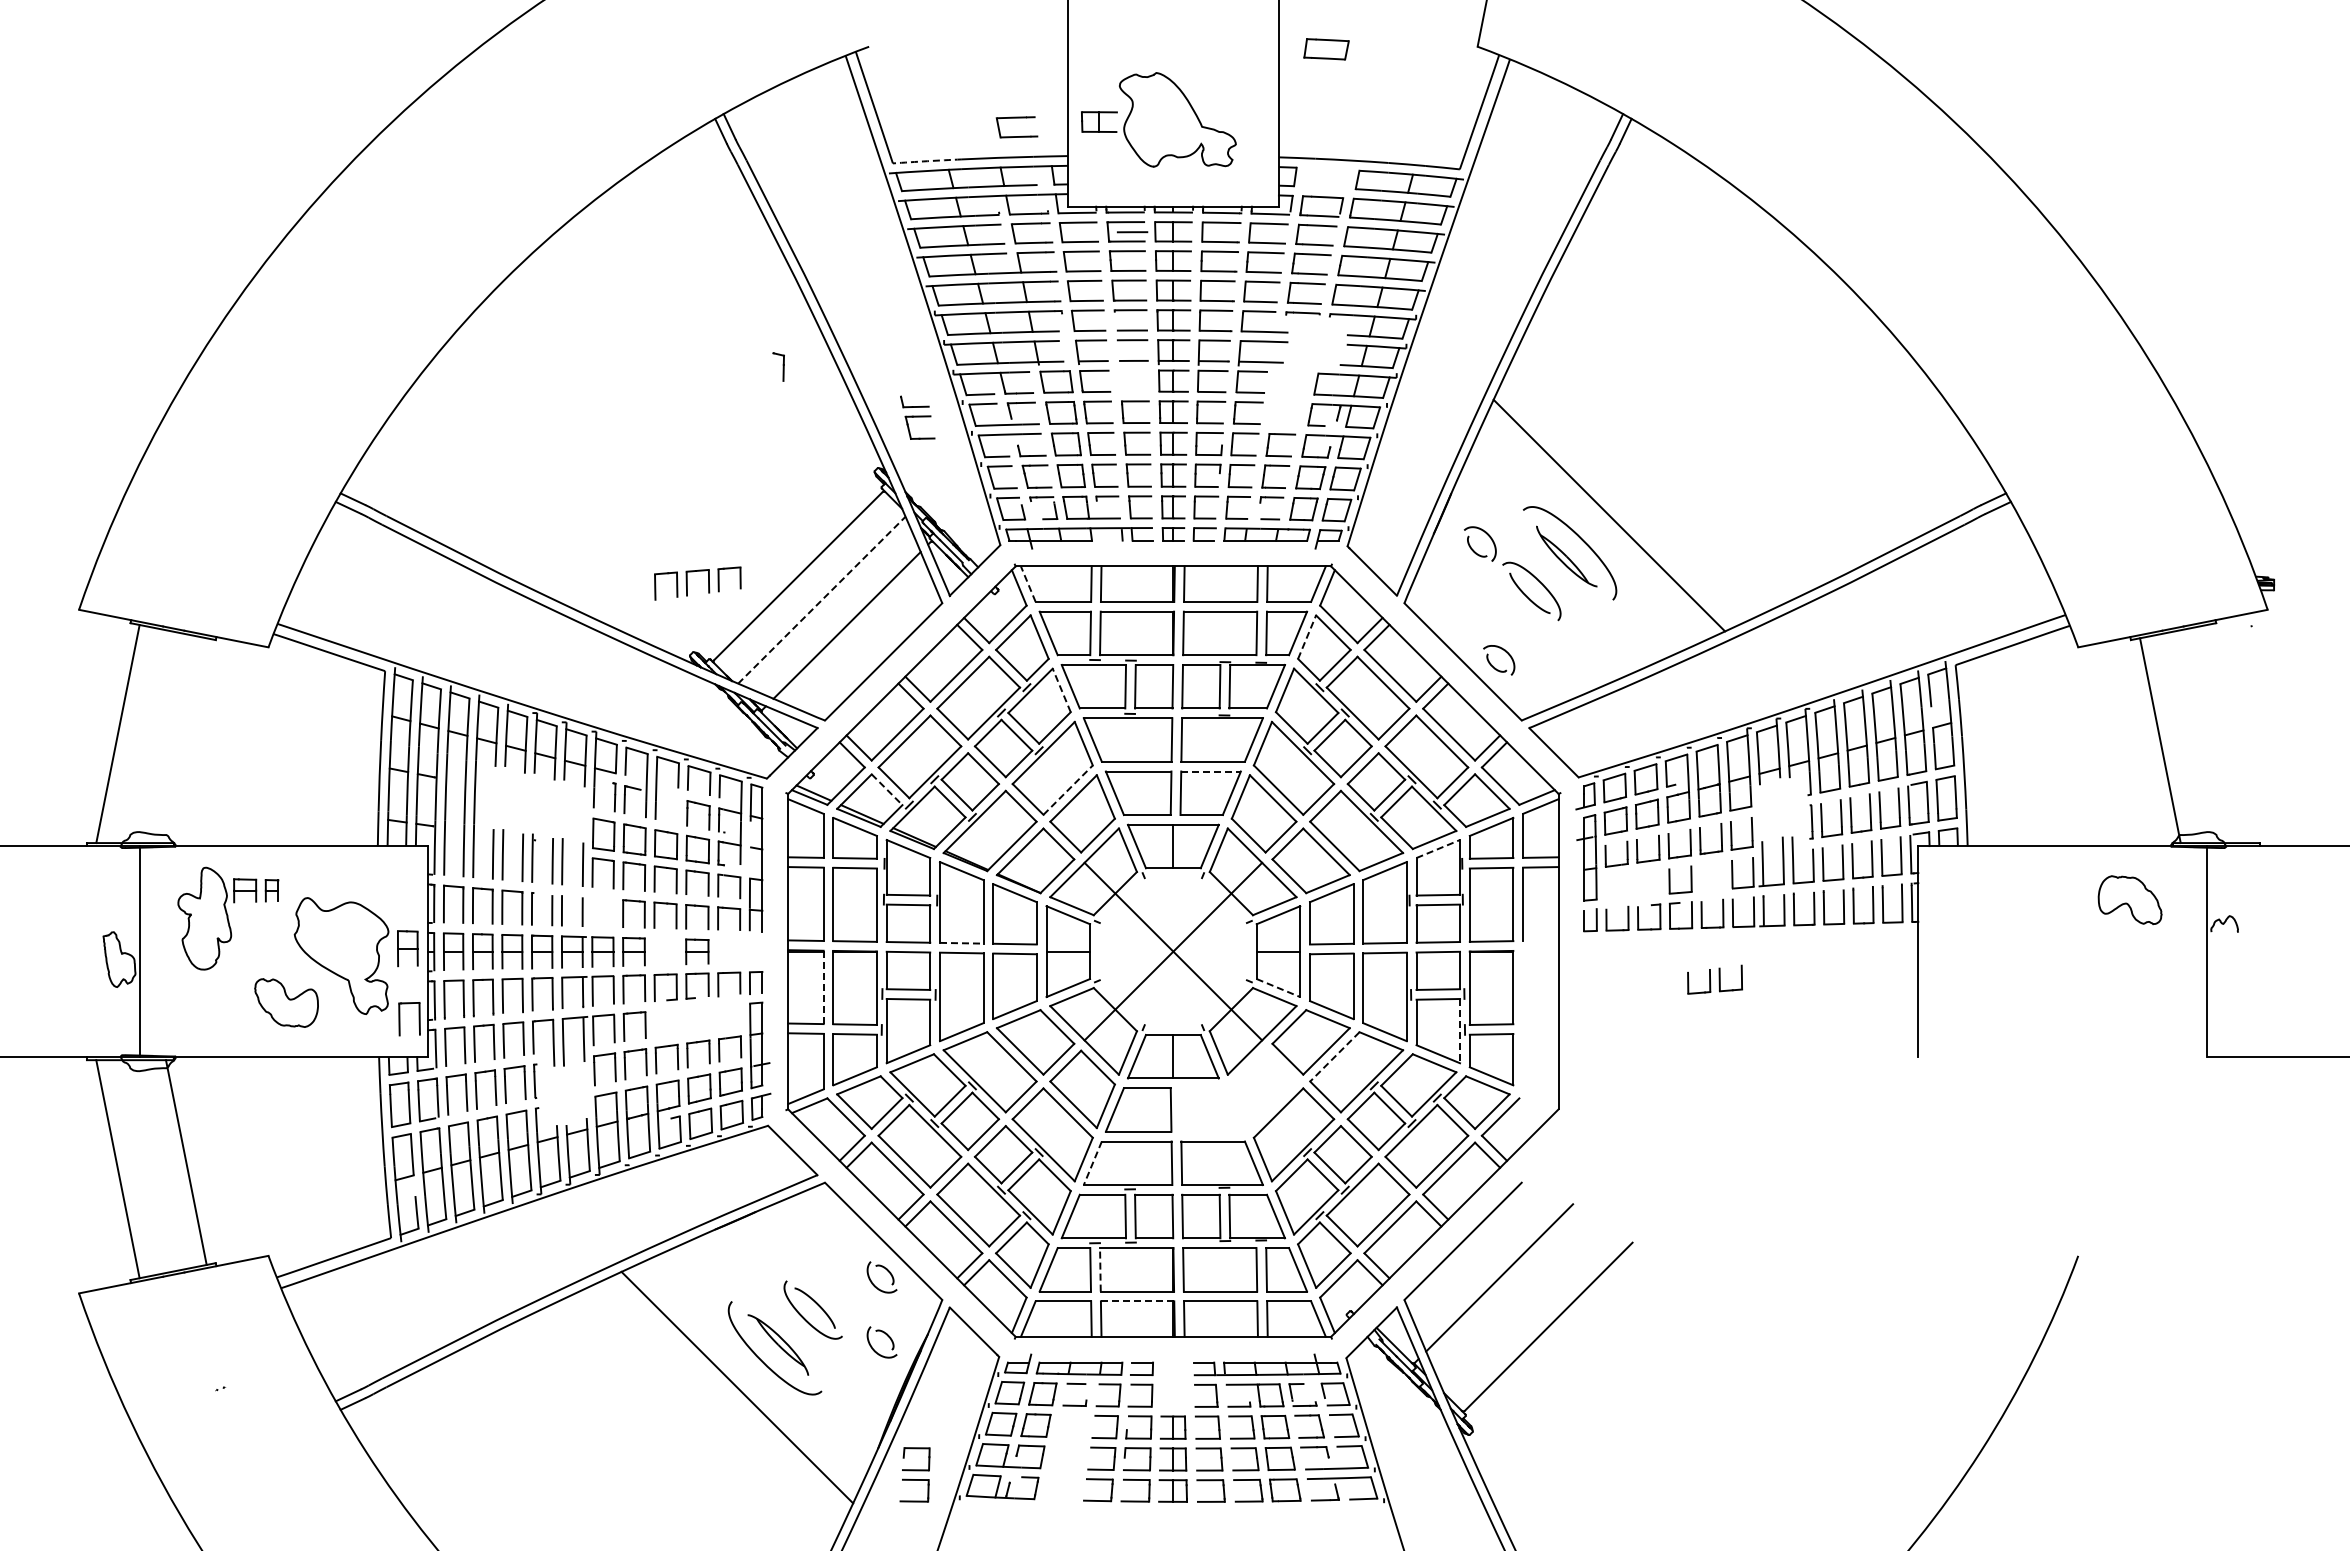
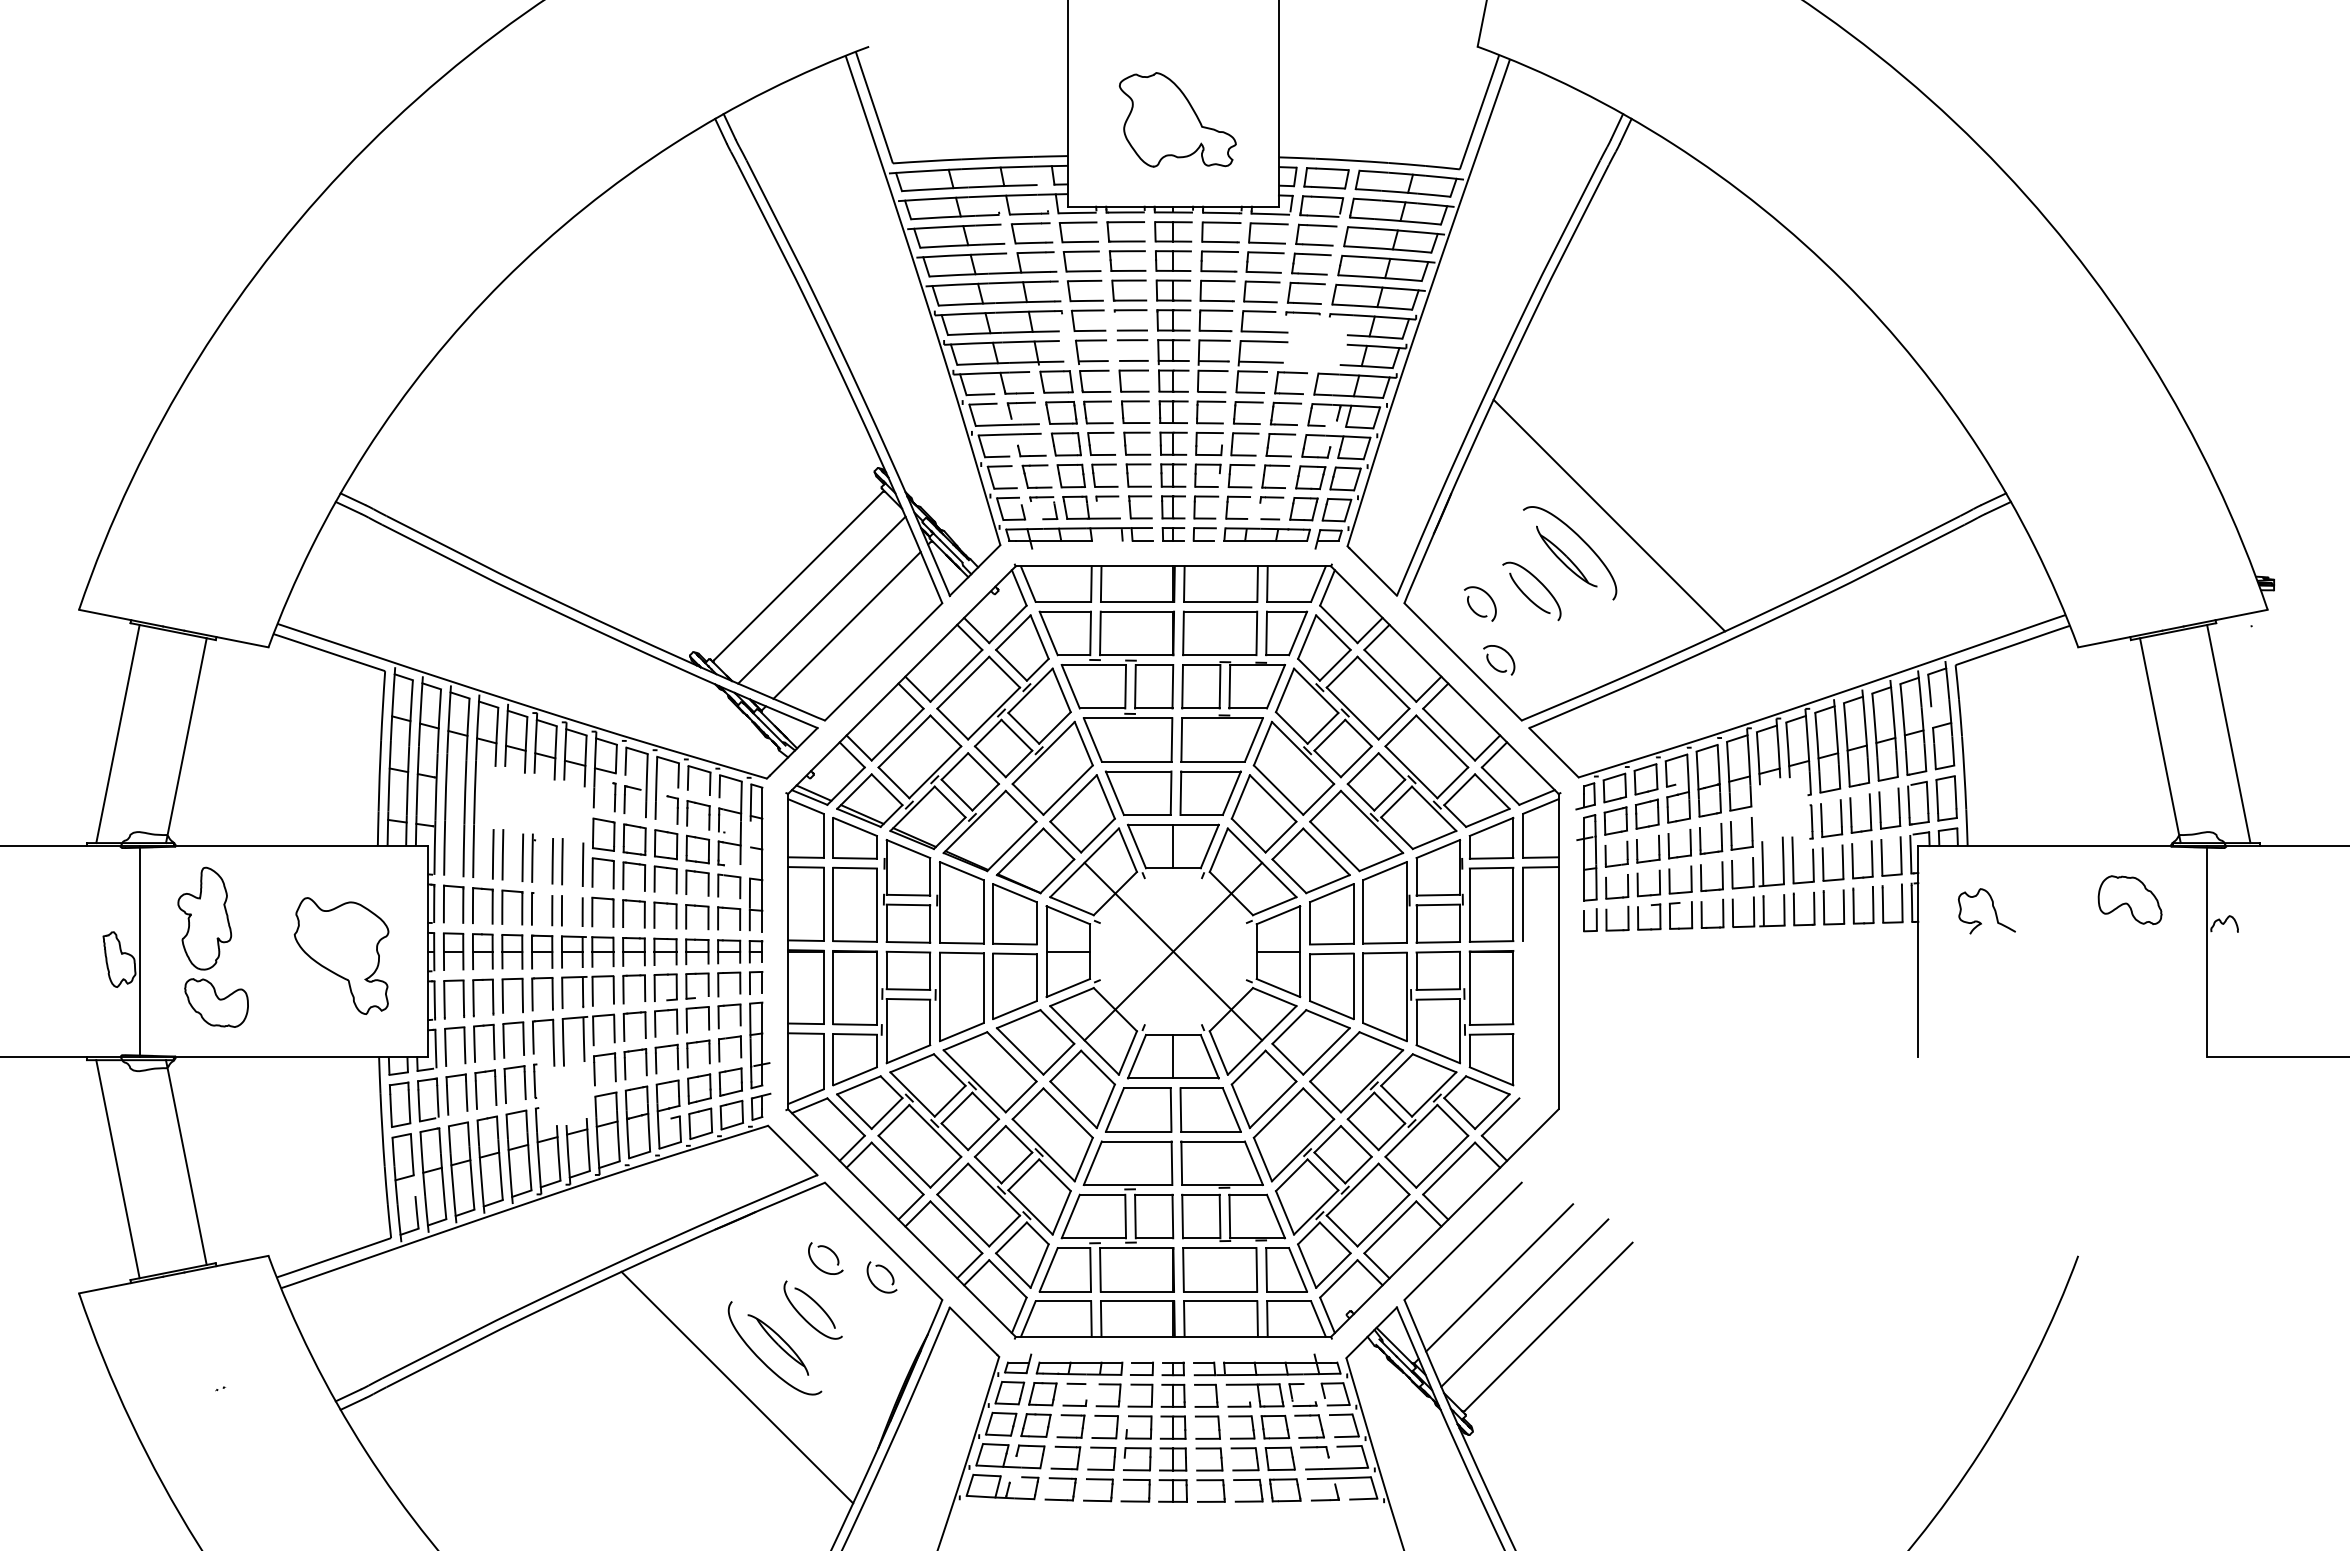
part position: (1326, 49) -> (1326, 178) (1326, 178)
part: present -> none (1016, 118)
part: present -> none (1099, 121)
arc: dashed -> solid (927, 161)
line: present -> none (1132, 232)
part position: (778, 366) -> (672, 809) (672, 809)
part: none -> present (1133, 371)
part: none -> present (1288, 398)
part: present -> none (917, 417)
part position: (1473, 549) -> (1473, 609) (1473, 609)
part position: (687, 583) -> (687, 1020) (687, 1020)
line: dashed -> solid (1028, 583)
line: dashed -> solid (822, 599)
line: dashed -> solid (1307, 637)
line: dashed -> solid (1061, 690)
line: none -> present (2228, 734)
line: none -> present (186, 740)
line: dashed -> solid (1211, 771)
line: dashed -> solid (887, 789)
line: dashed -> solid (1068, 790)
line: dashed -> solid (1438, 849)
part: none -> present (1702, 877)
part position: (256, 890) -> (740, 951) (740, 951)
curve: none -> present (1992, 907)
part: none -> present (593, 911)
line: dashed -> solid (961, 943)
part: present -> none (407, 948)
part: none -> present (665, 951)
part position: (1714, 979) -> (1632, 884) (1632, 884)
line: dashed -> solid (823, 987)
line: dashed -> solid (1278, 988)
part position: (286, 1002) -> (216, 1002) (216, 1002)
part: present -> none (400, 1019)
line: dashed -> solid (1460, 1031)
line: dashed -> solid (1334, 1056)
part: none -> present (1238, 1090)
line: dashed -> solid (1092, 1163)
part: none -> present (829, 1250)
line: dashed -> solid (1100, 1269)
line: dashed -> solid (1137, 1301)
line: none -> present (1524, 1302)
part: present -> none (887, 1336)
part: none -> present (1172, 1384)
part: none -> present (1064, 1447)
part: present -> none (914, 1474)
